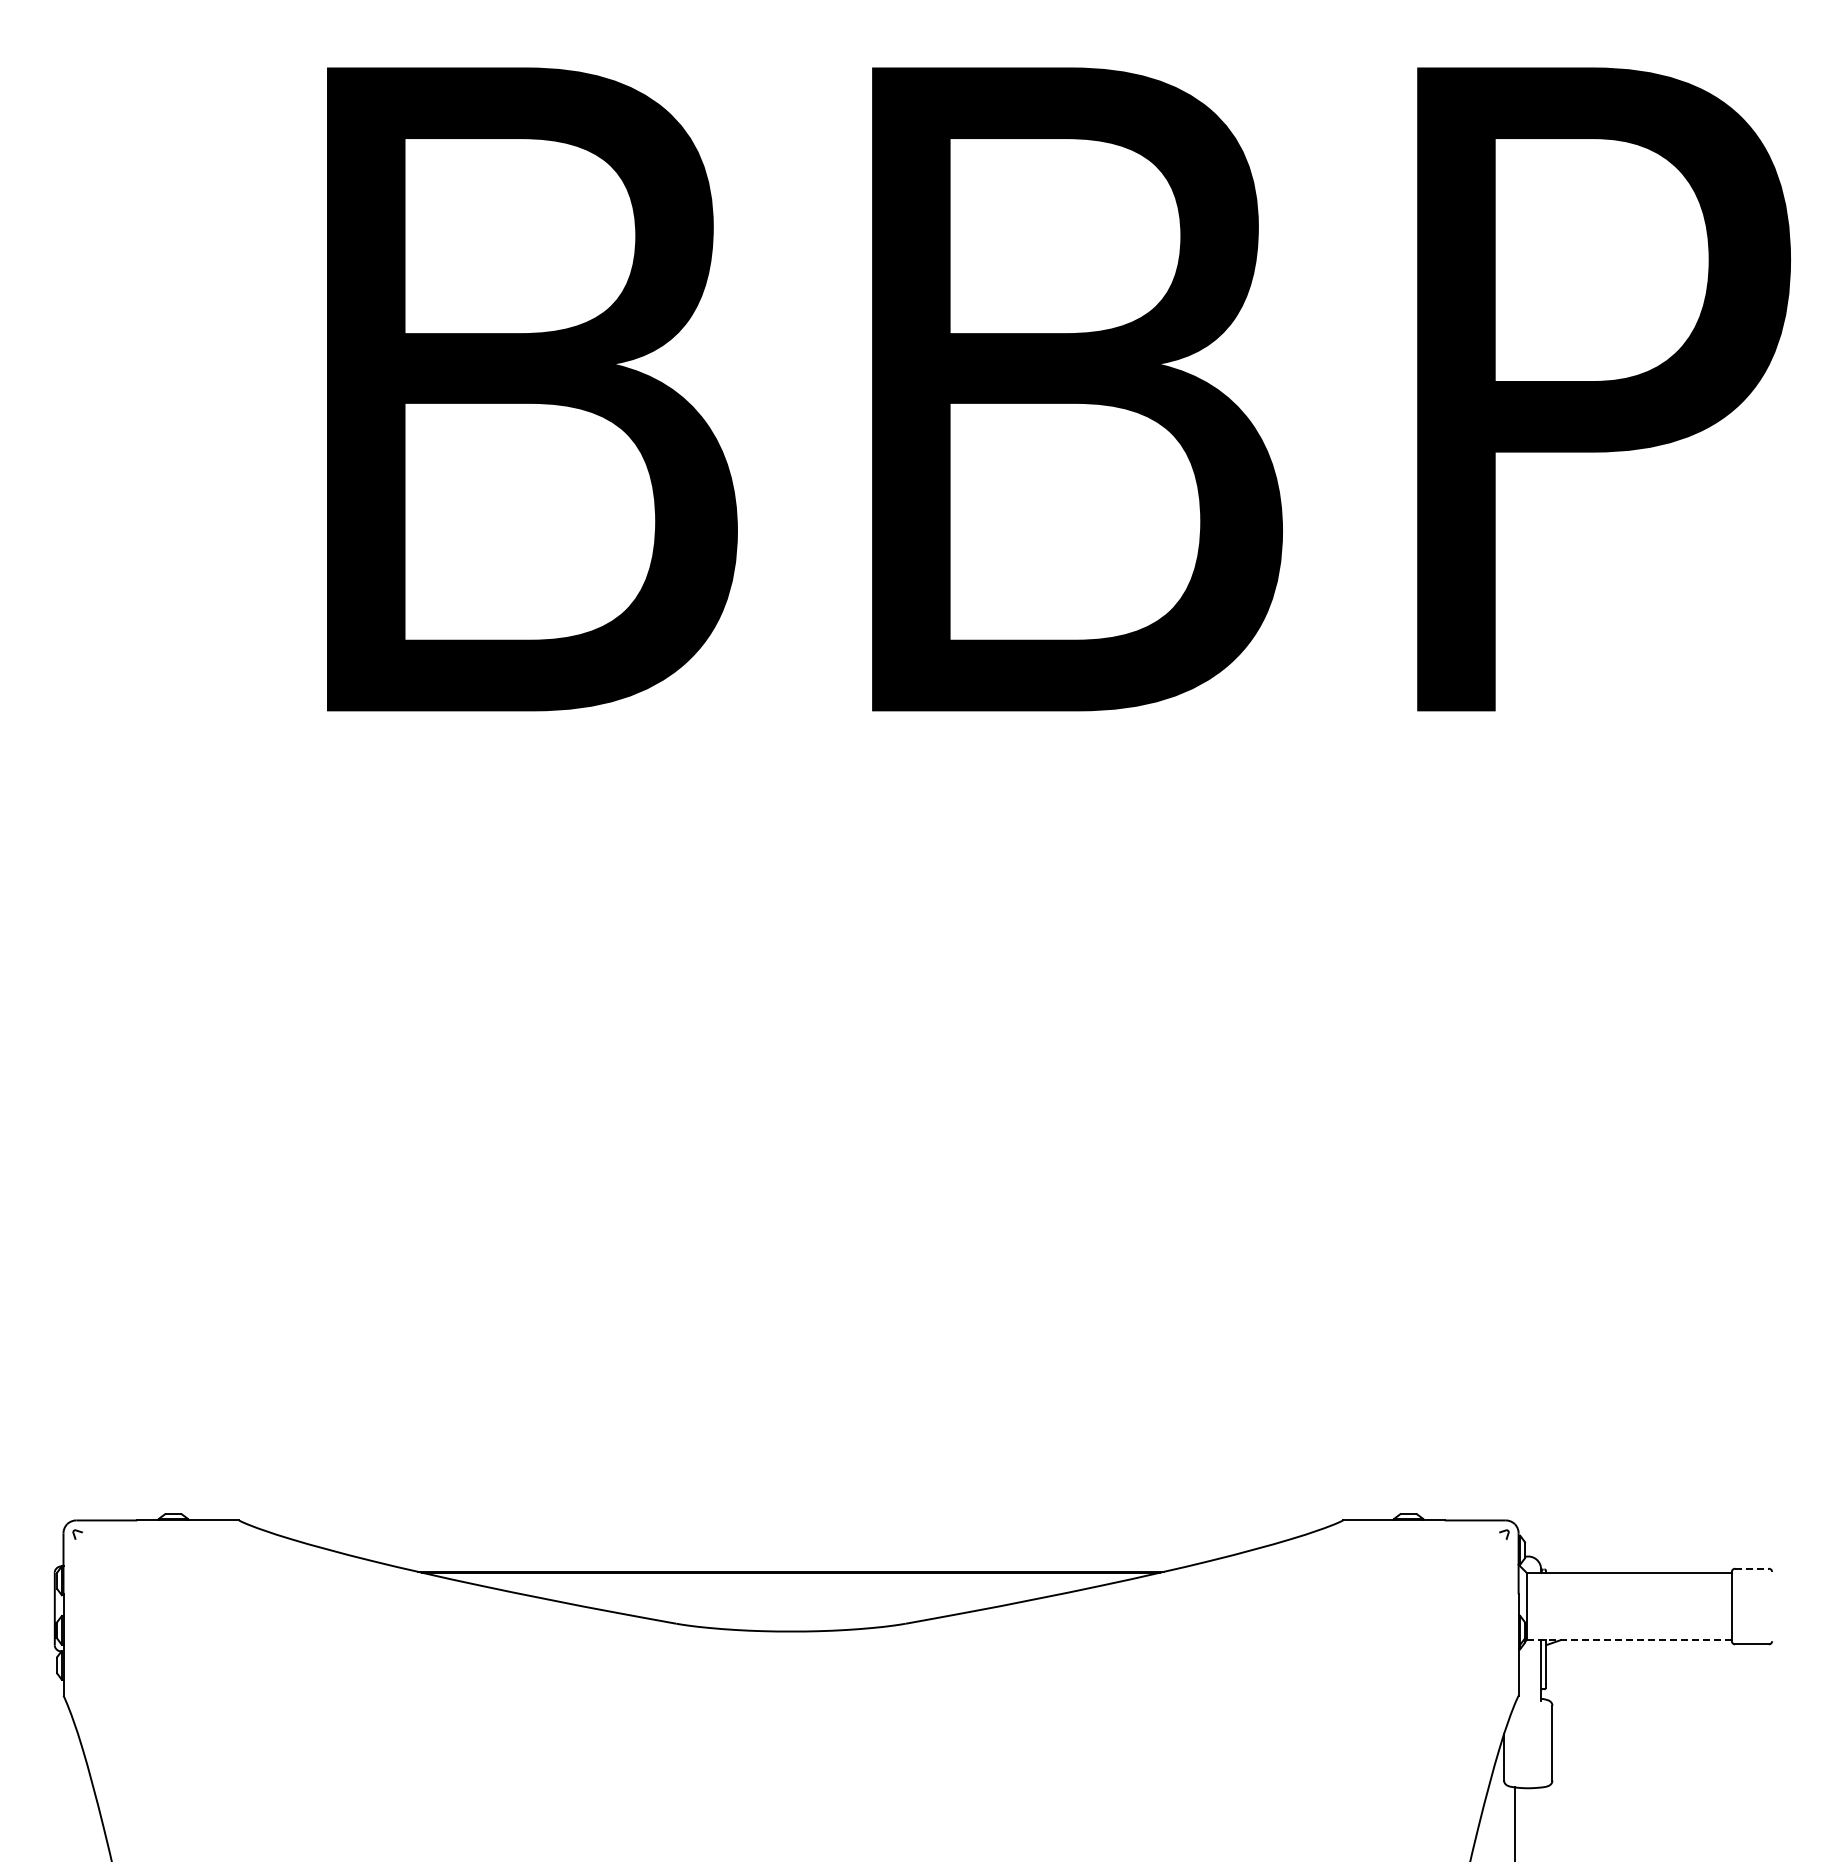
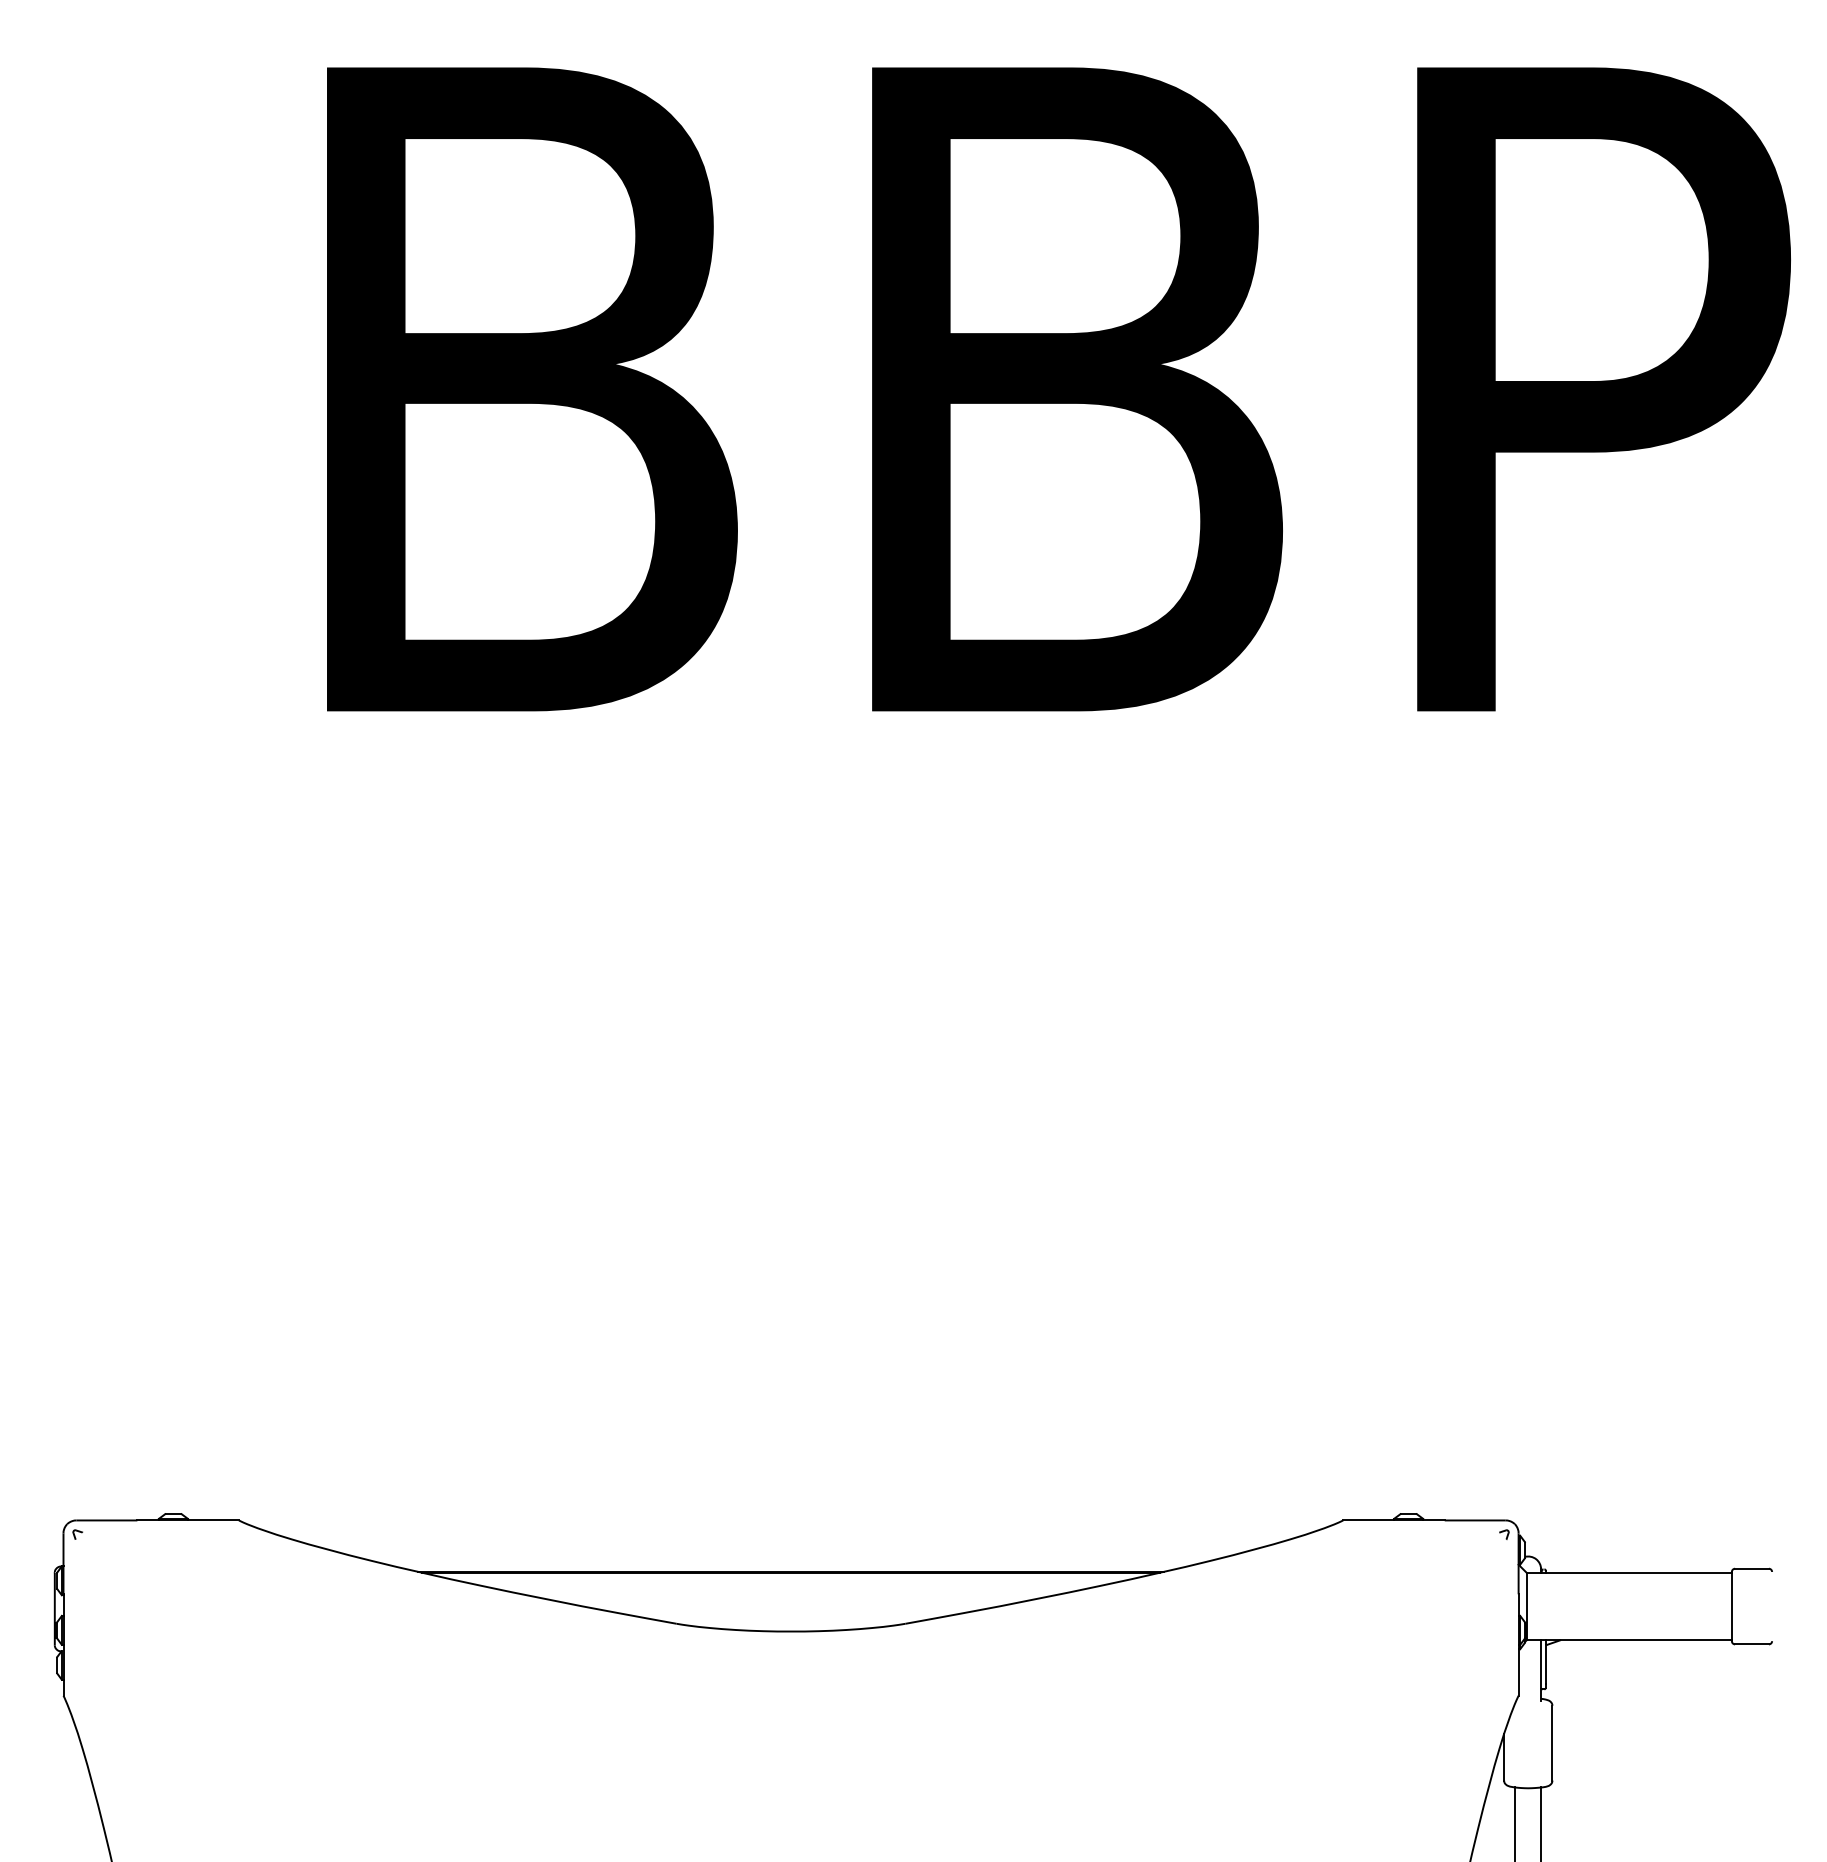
line: dashed -> solid (1752, 1568)
line: dashed -> solid (1629, 1640)
line: none -> present (1541, 1822)
